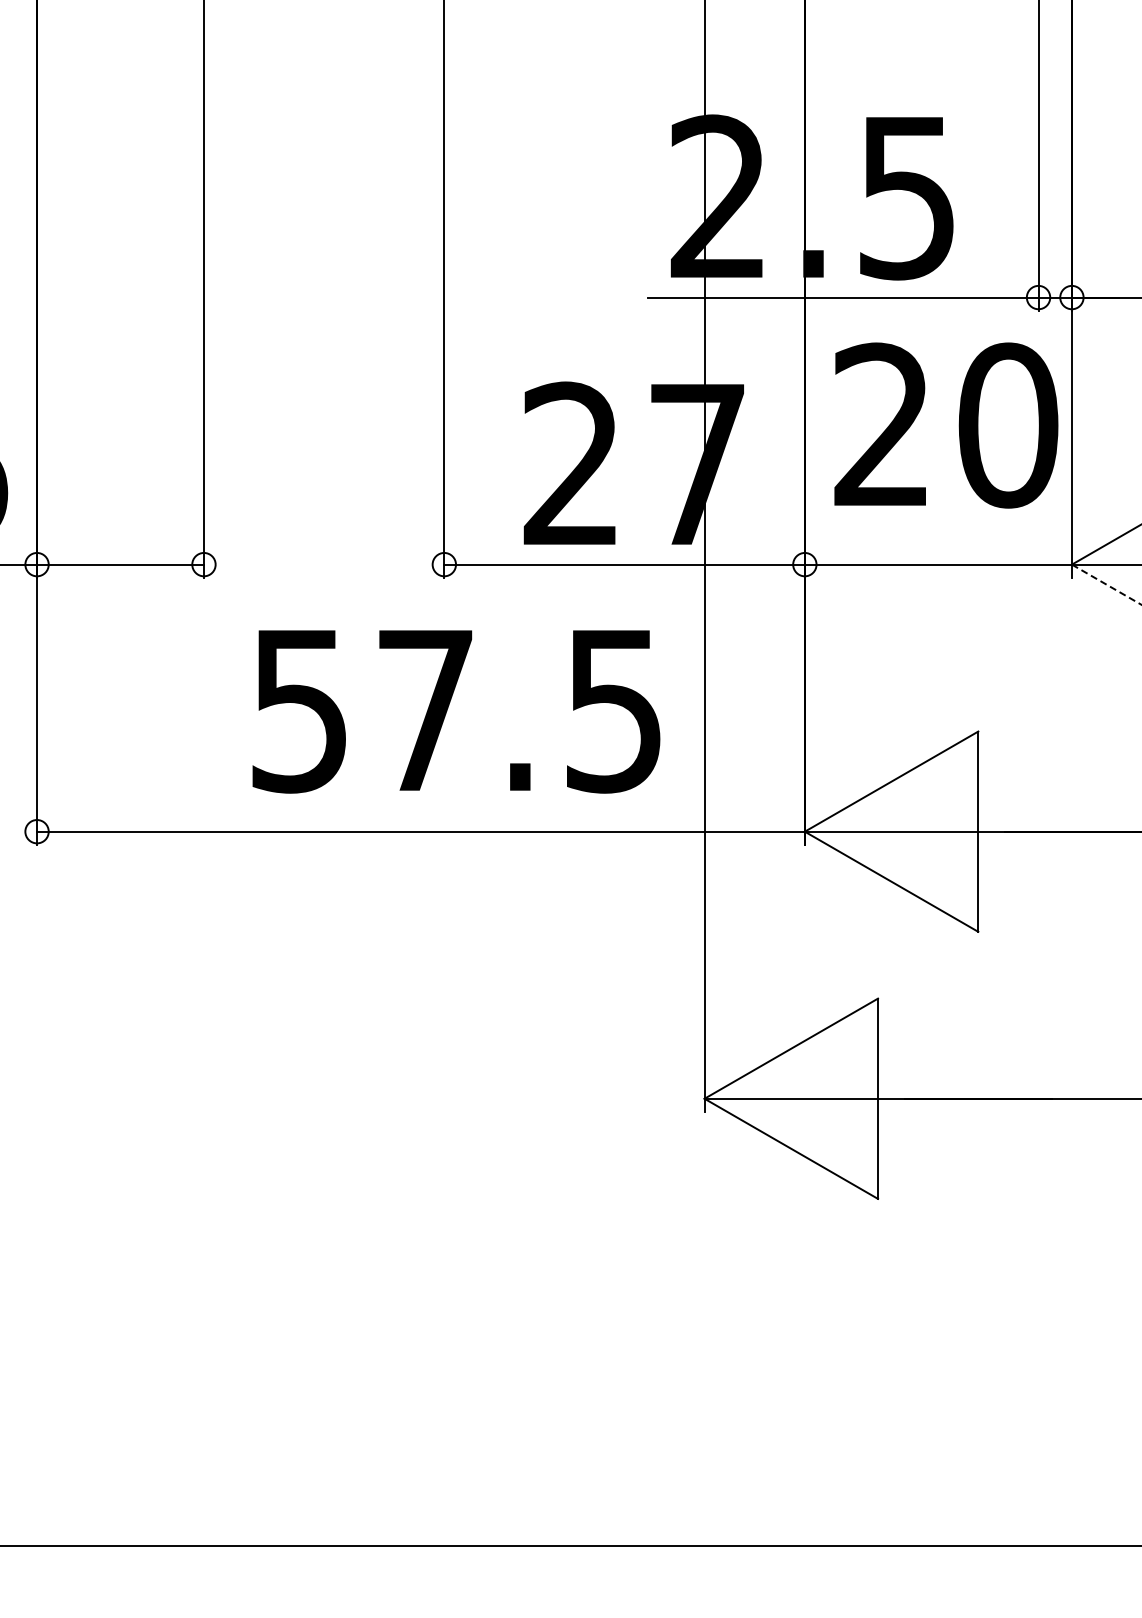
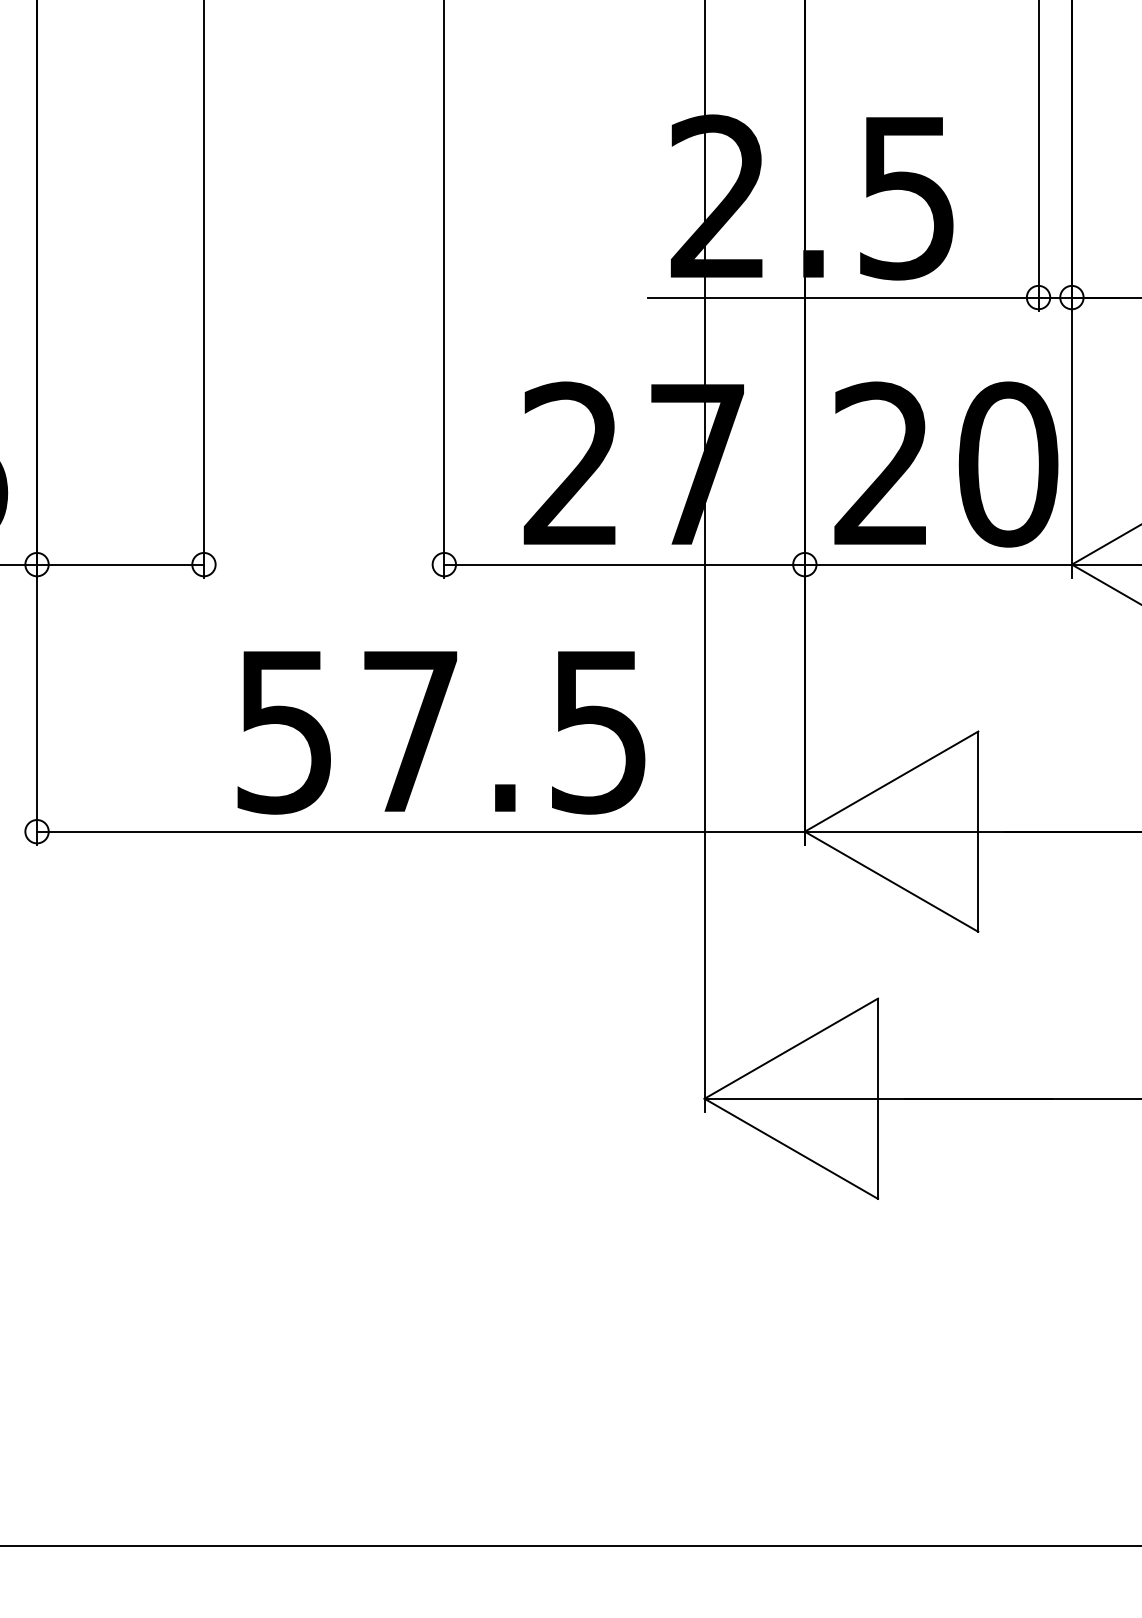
text position: (946, 425) -> (946, 464) (946, 464)
line: dashed -> solid (1107, 585)
text position: (456, 711) -> (441, 732) (441, 732)
